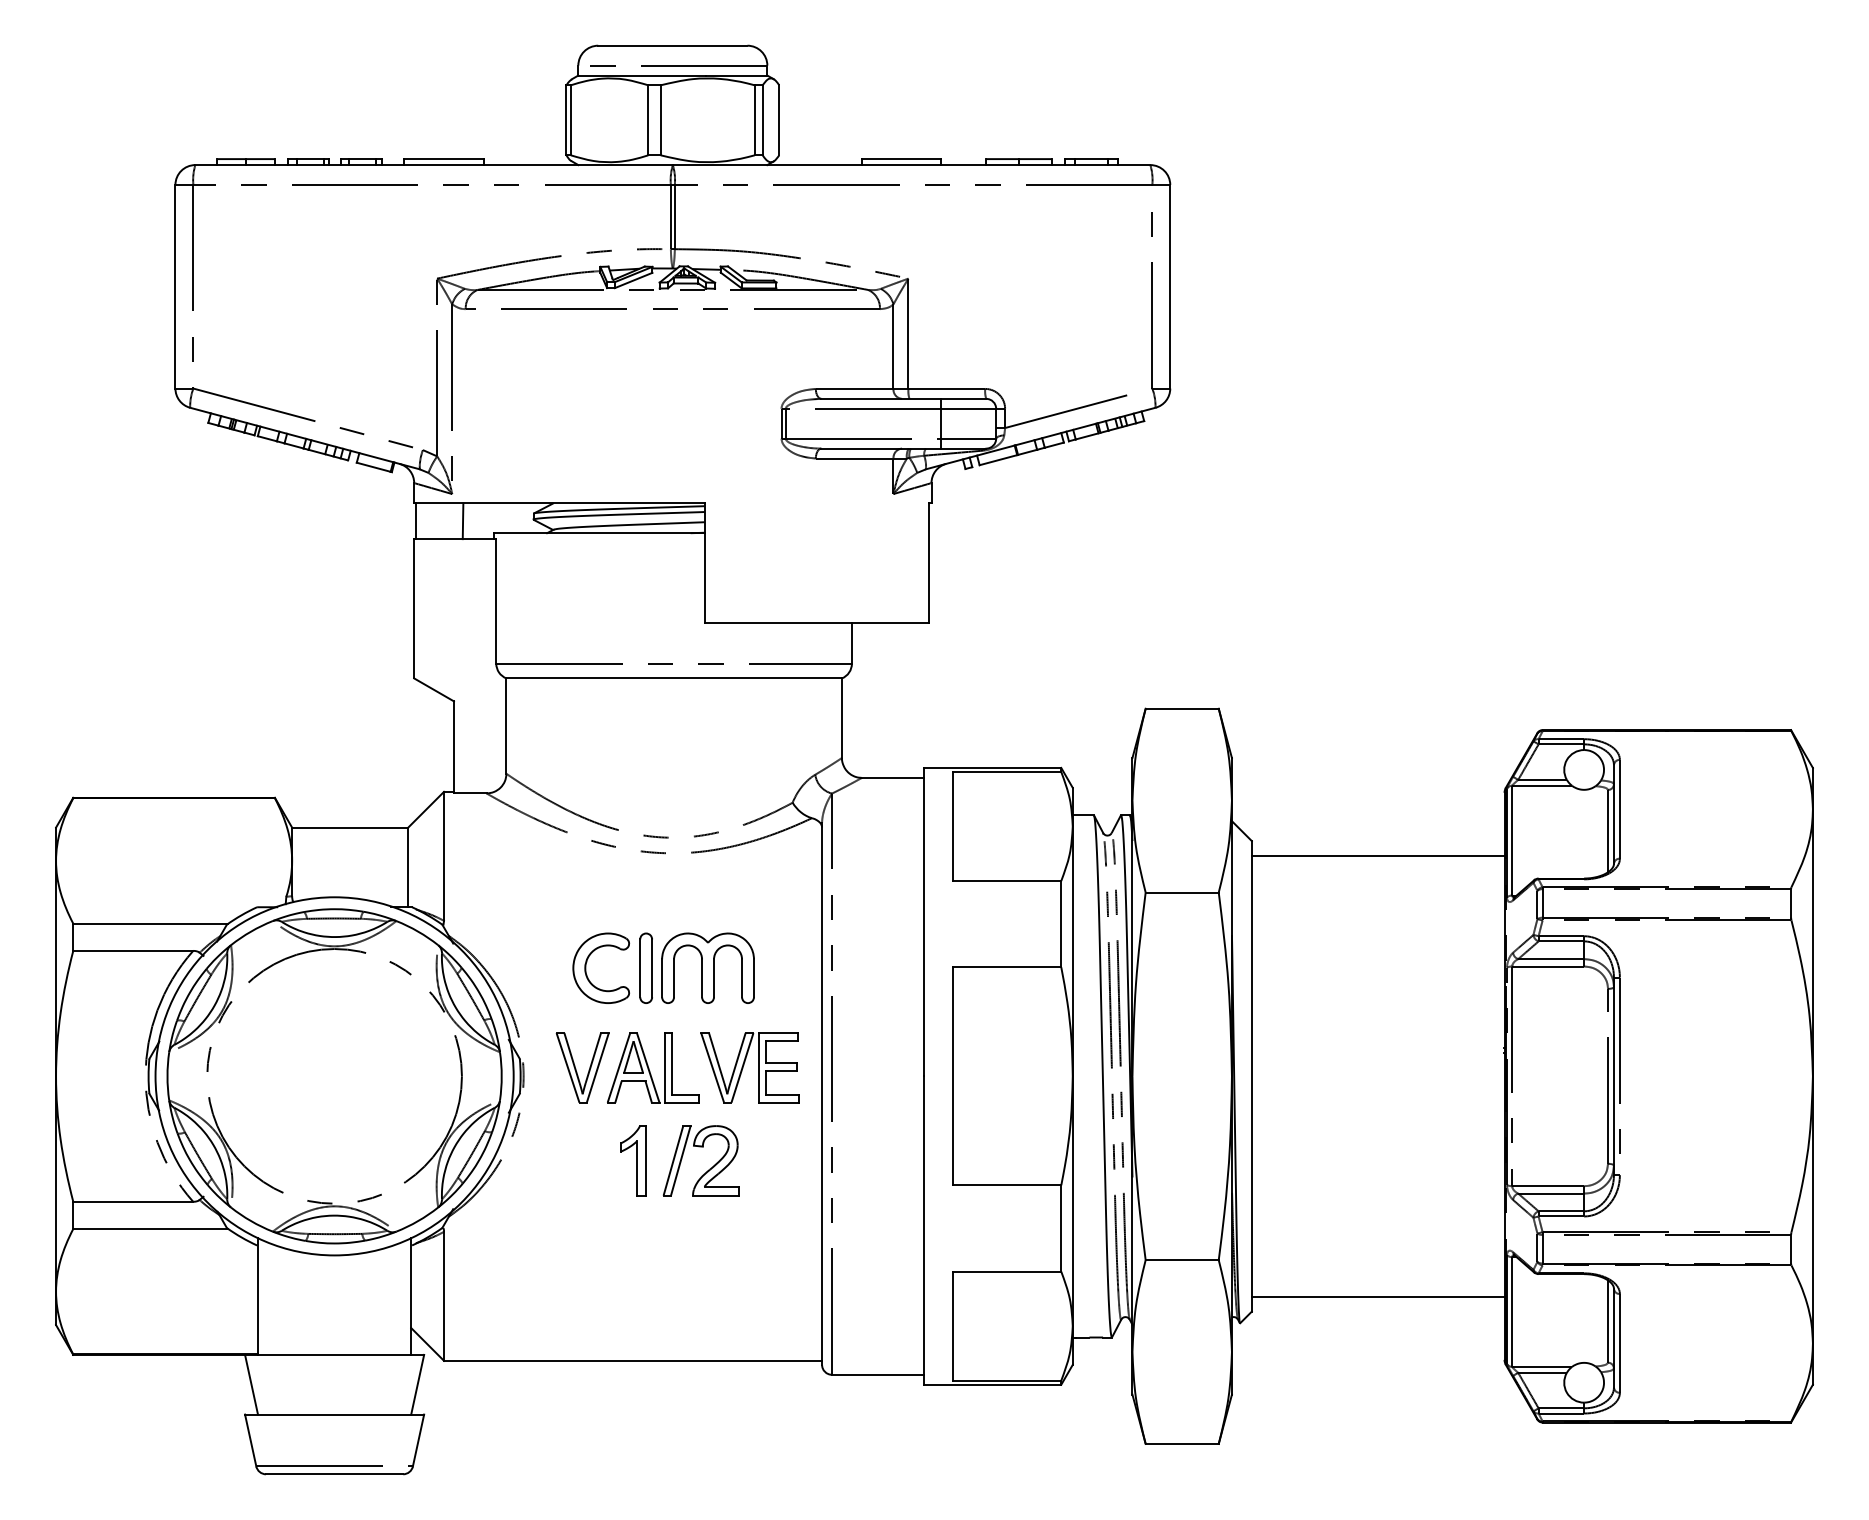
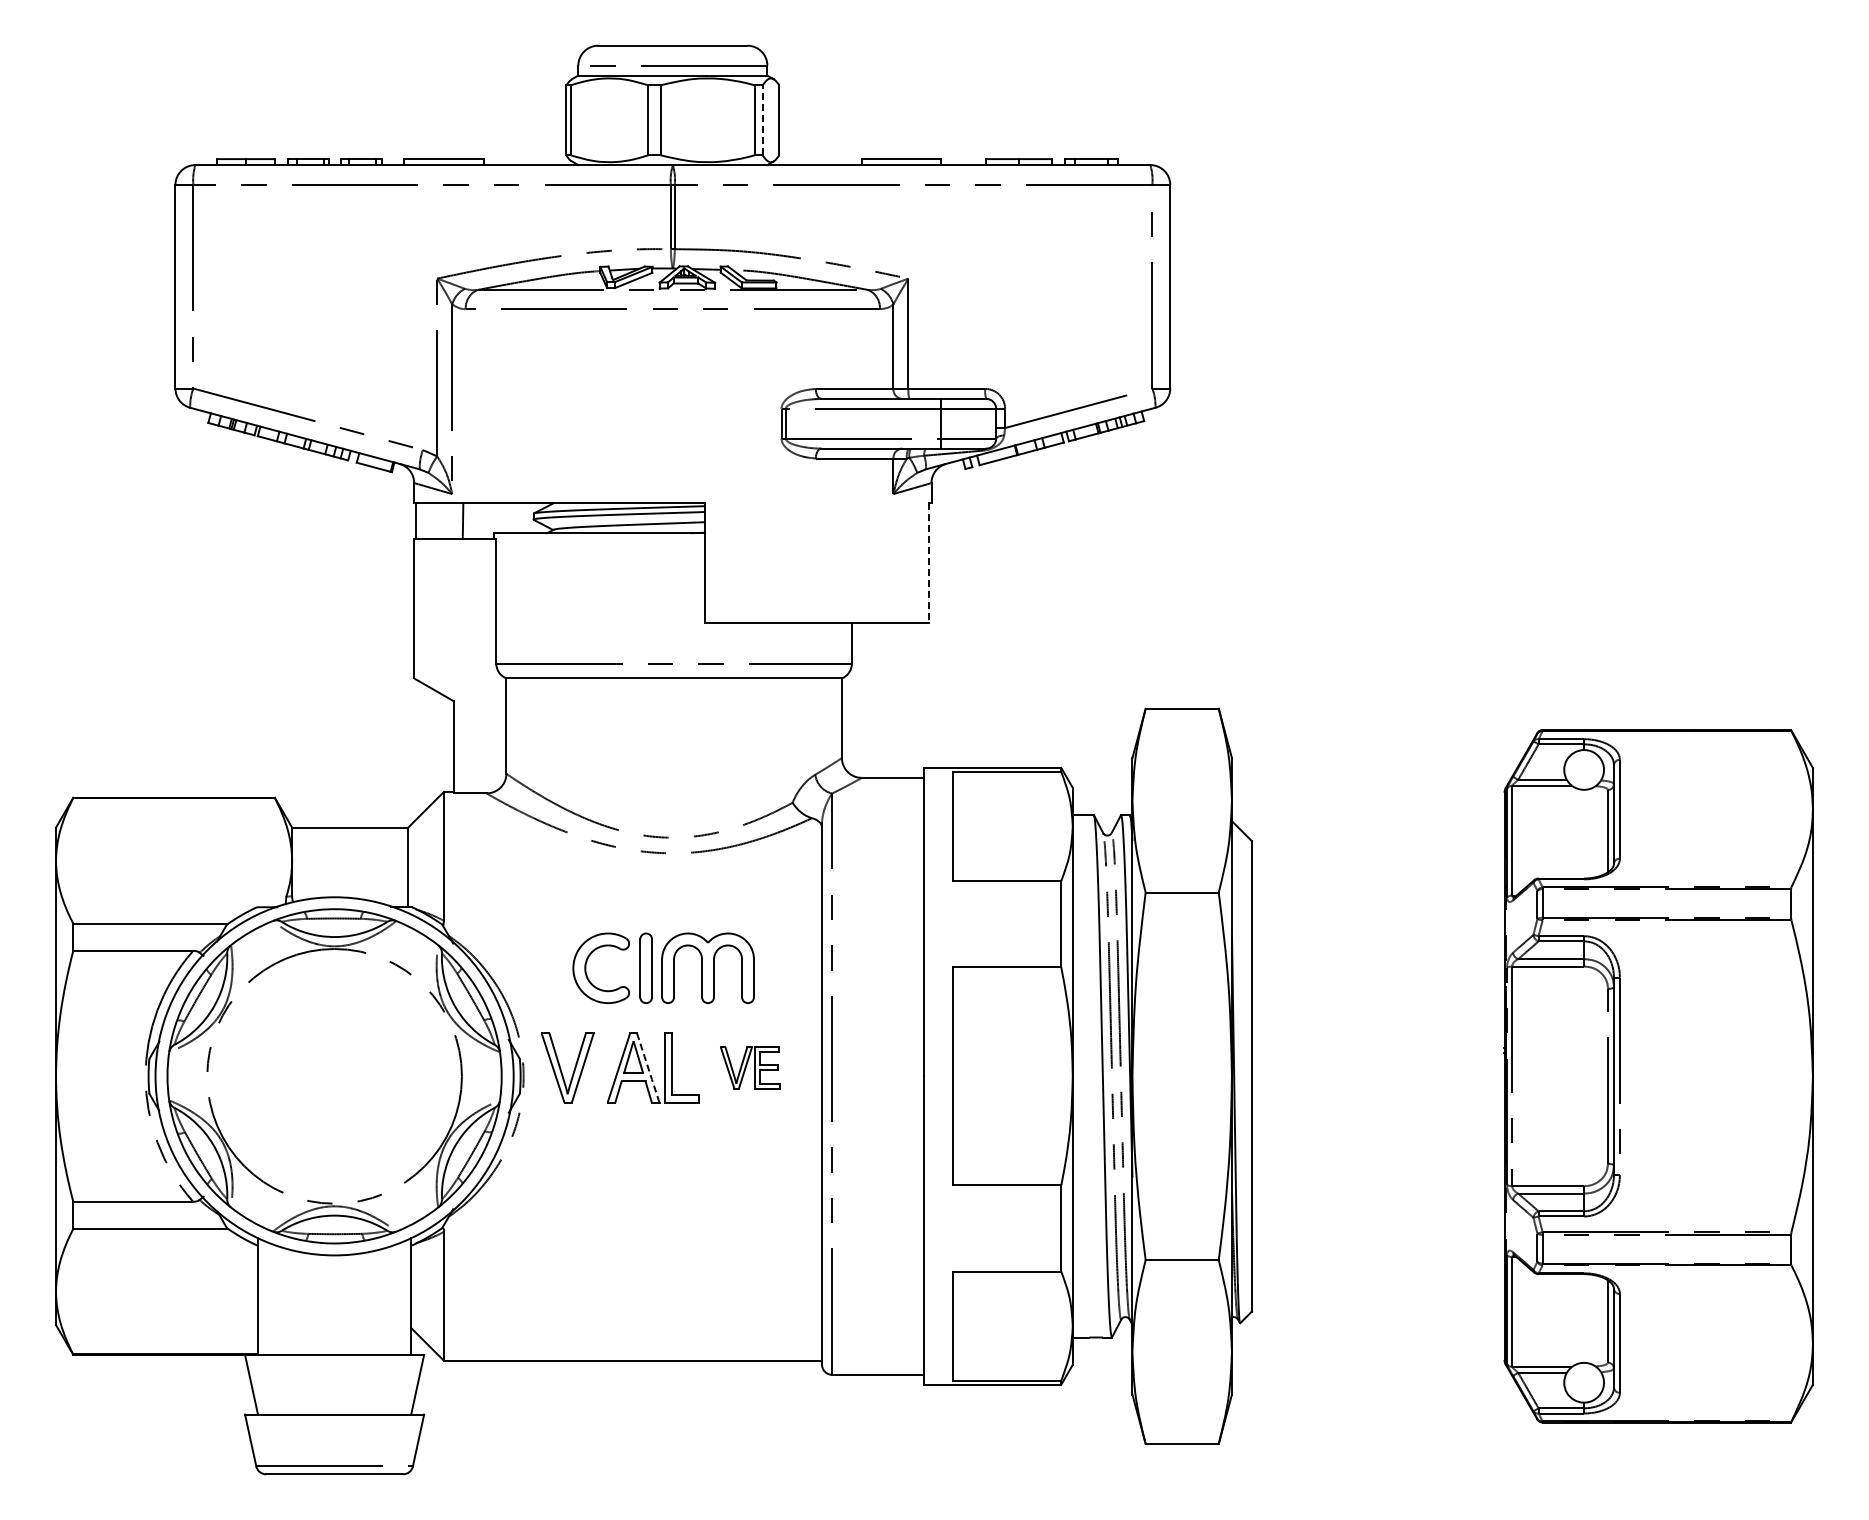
line: solid -> dashed (762, 119)
line: solid -> dashed (929, 563)
line: present -> none (1377, 855)
line: solid -> dashed (648, 1067)
part size: 100x72 px -> 61x44 px (750, 1067)
part position: (576, 1068) -> (561, 1068) (561, 1068)
part: present -> none (633, 1160)
part: present -> none (709, 1168)
line: present -> none (1377, 1297)
